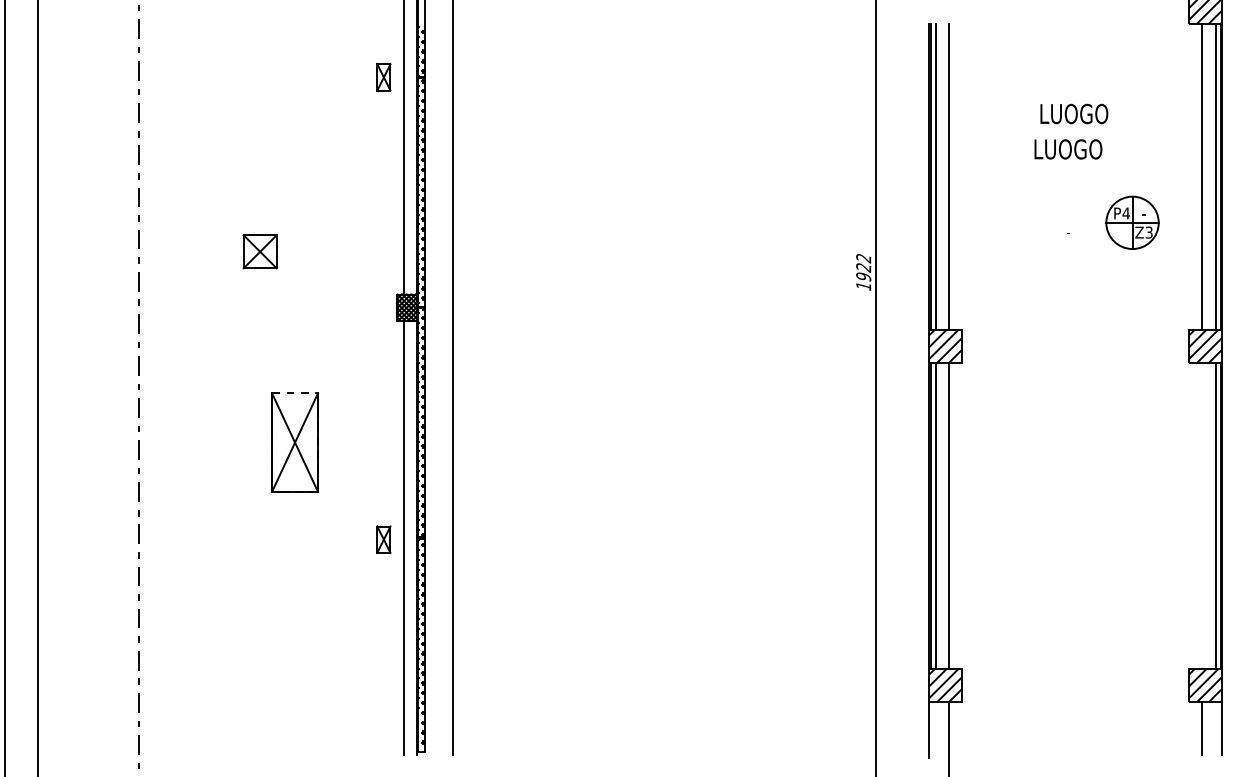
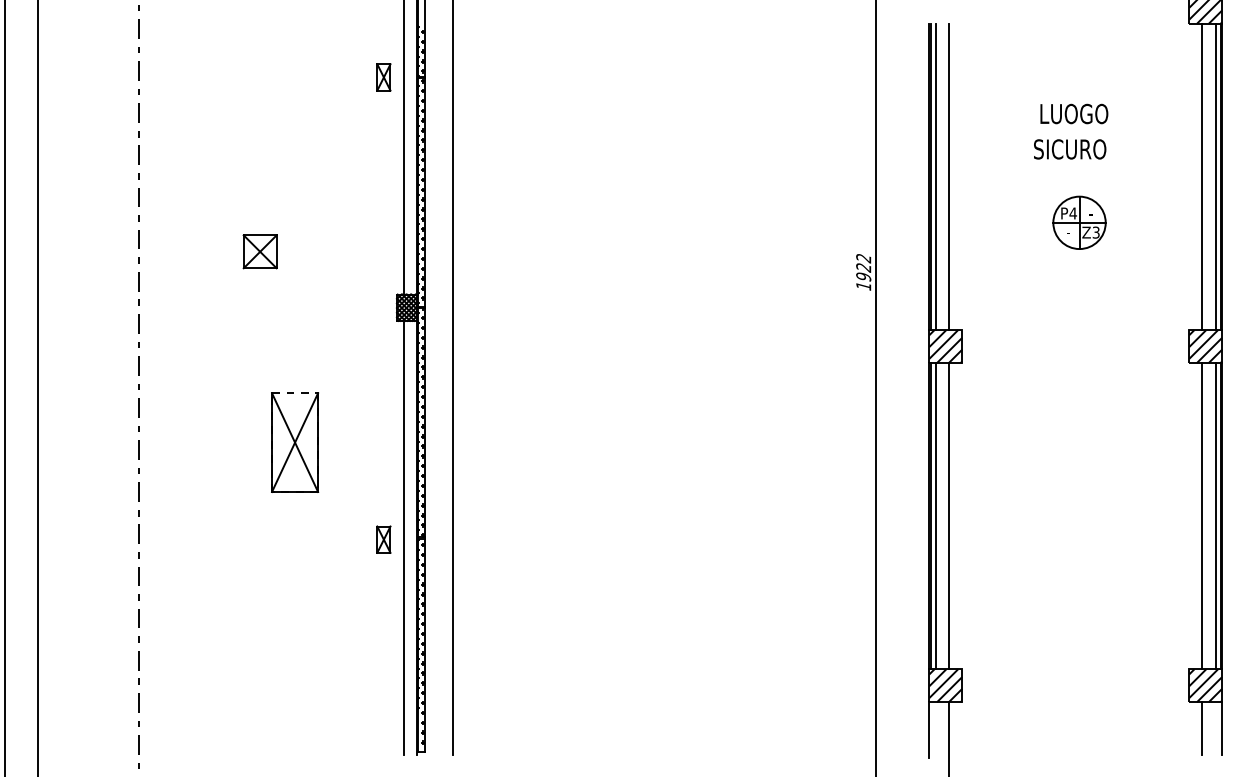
text: LUOGO -> SICURO (1070, 149)
part position: (1132, 222) -> (1079, 222) (1079, 222)
line: none -> present (1202, 516)
